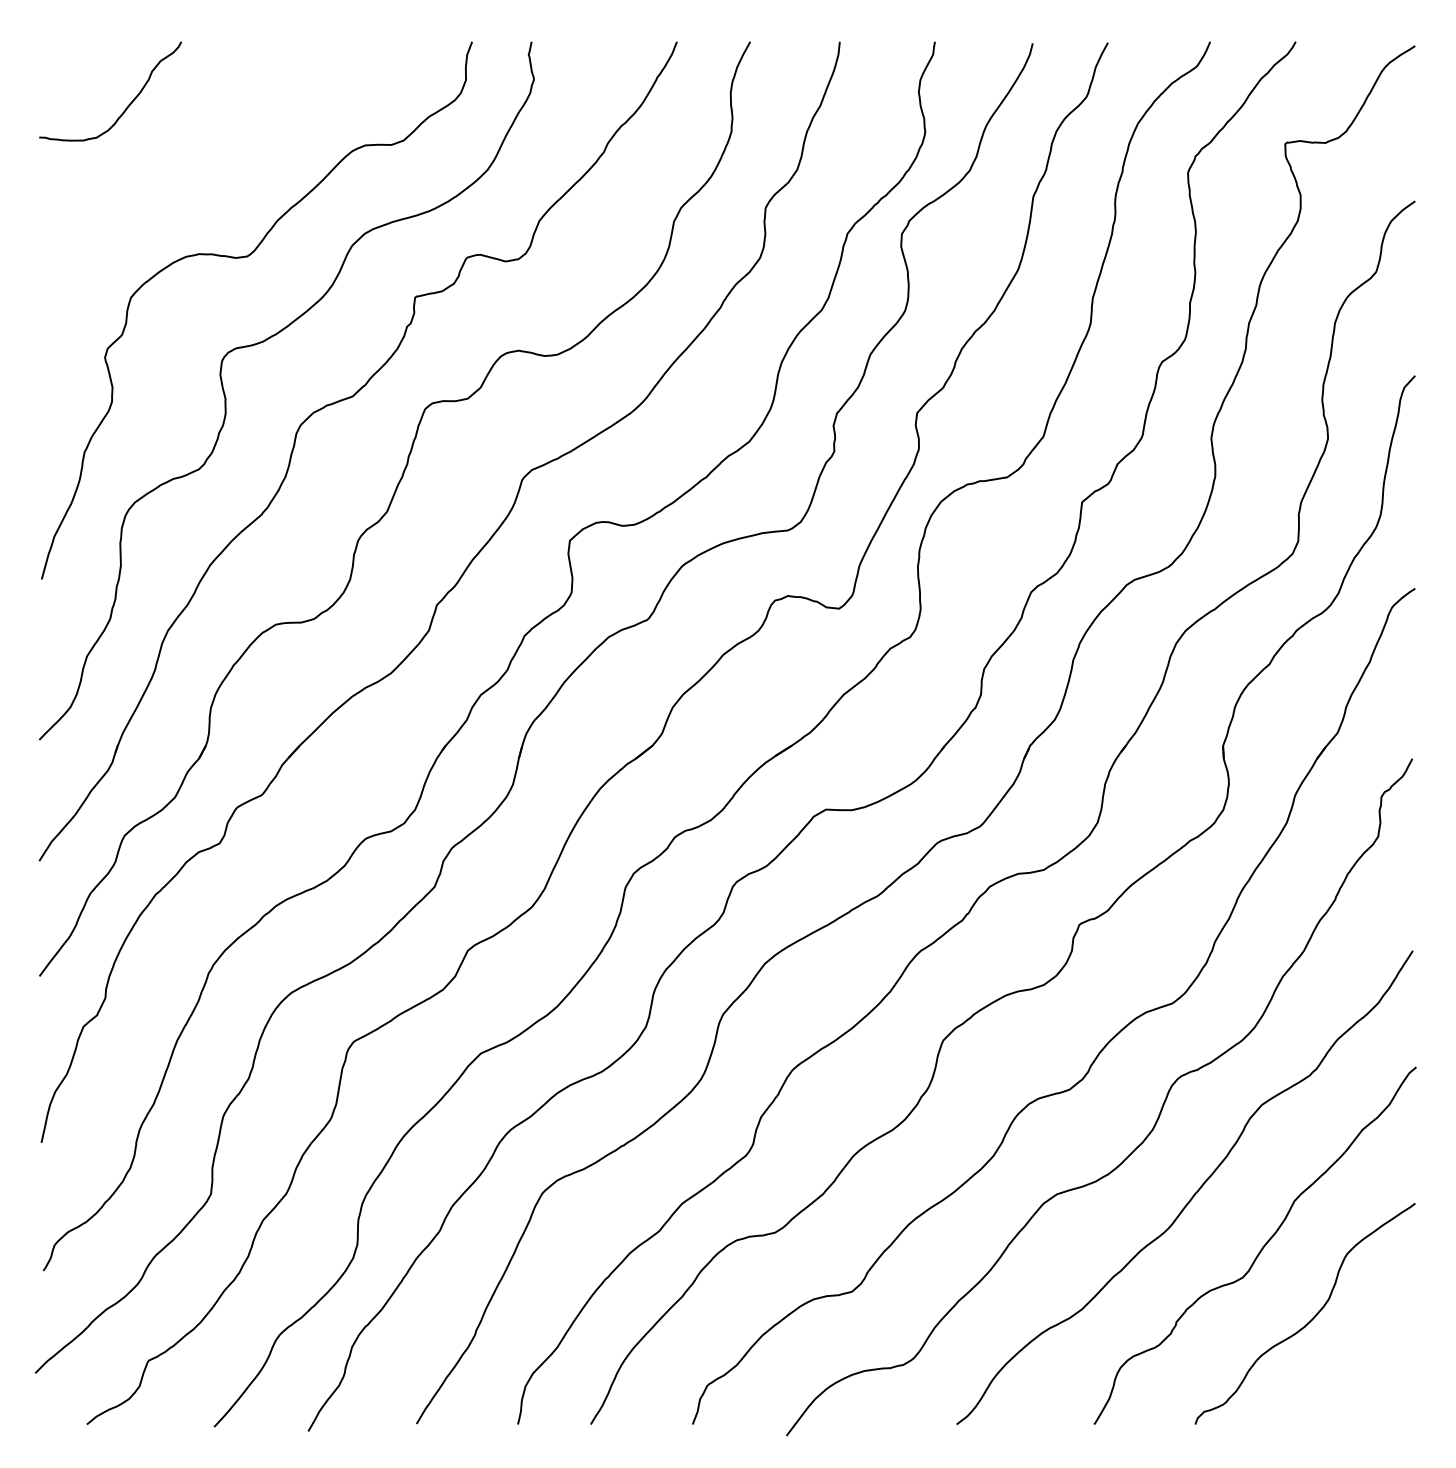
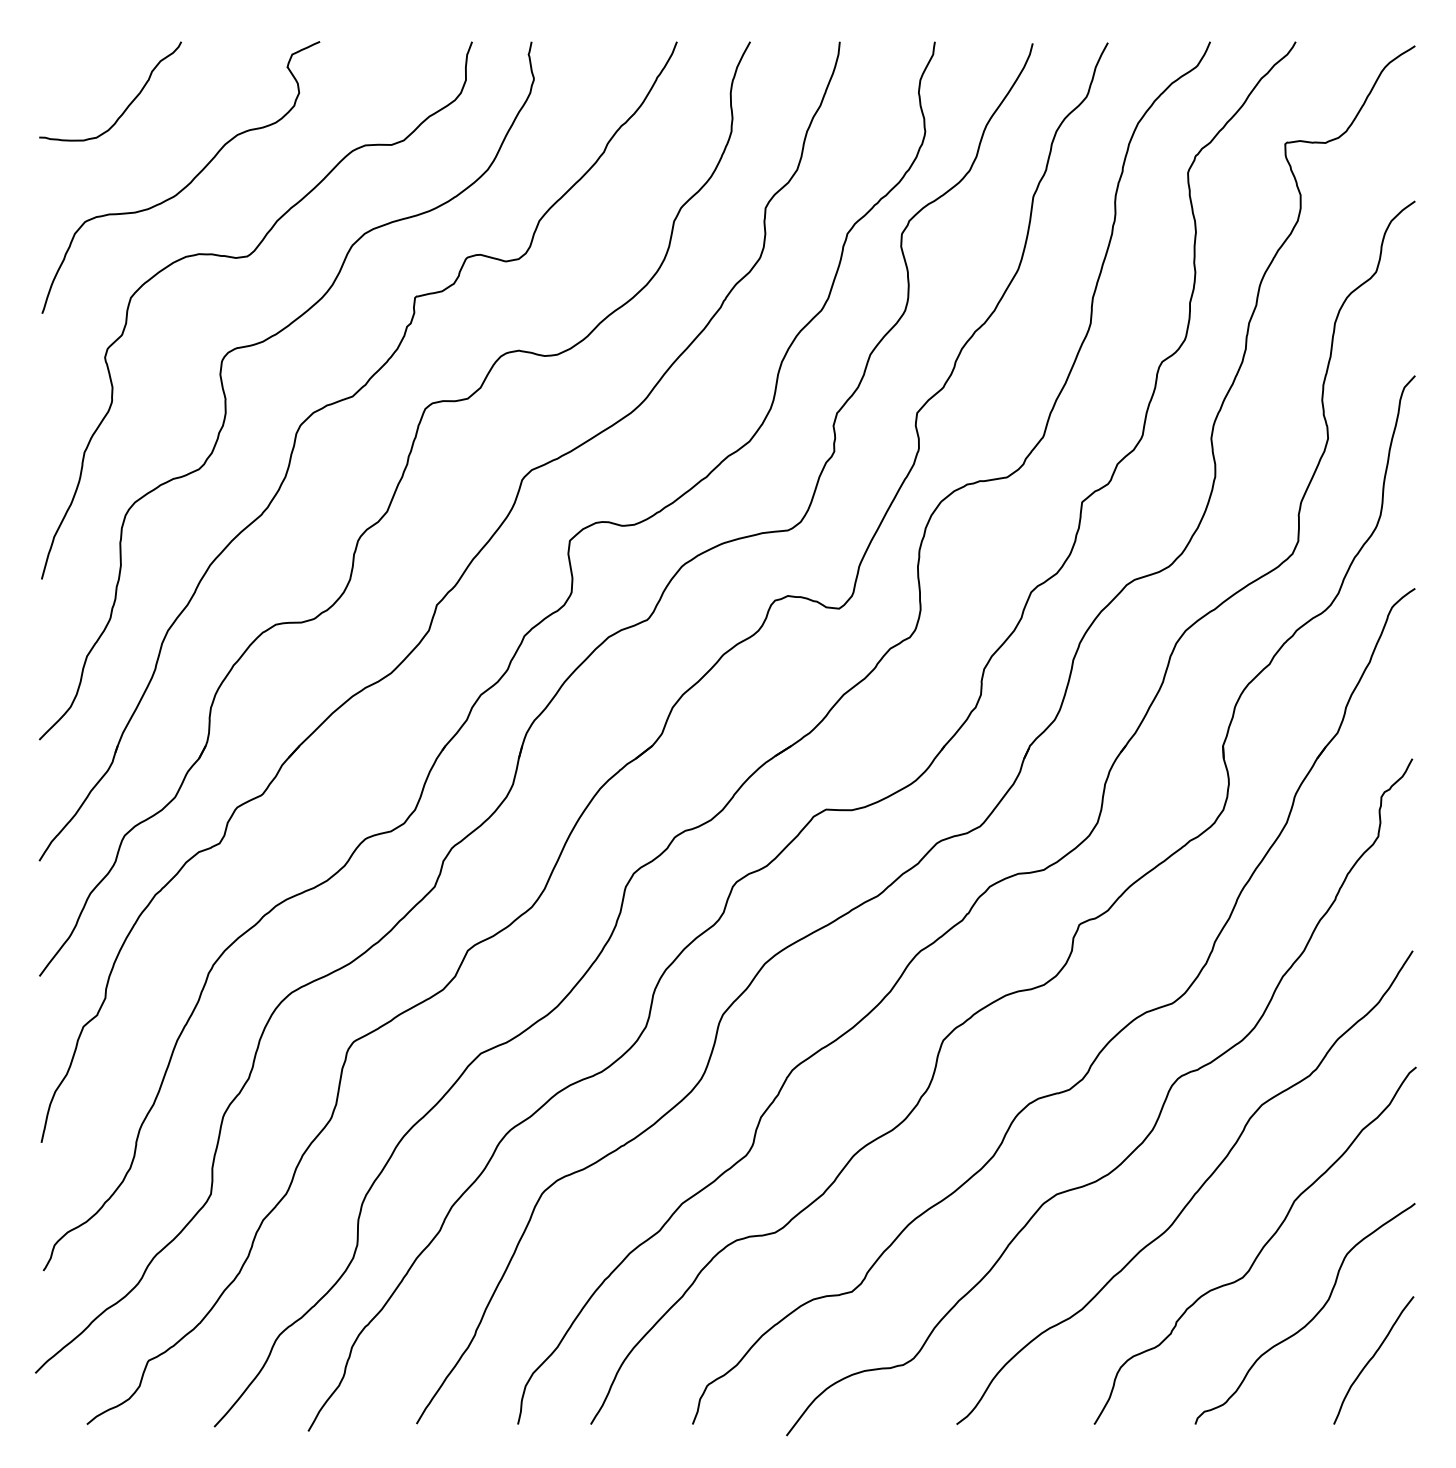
curve: none -> present (184, 186)
curve: none -> present (1371, 1360)
